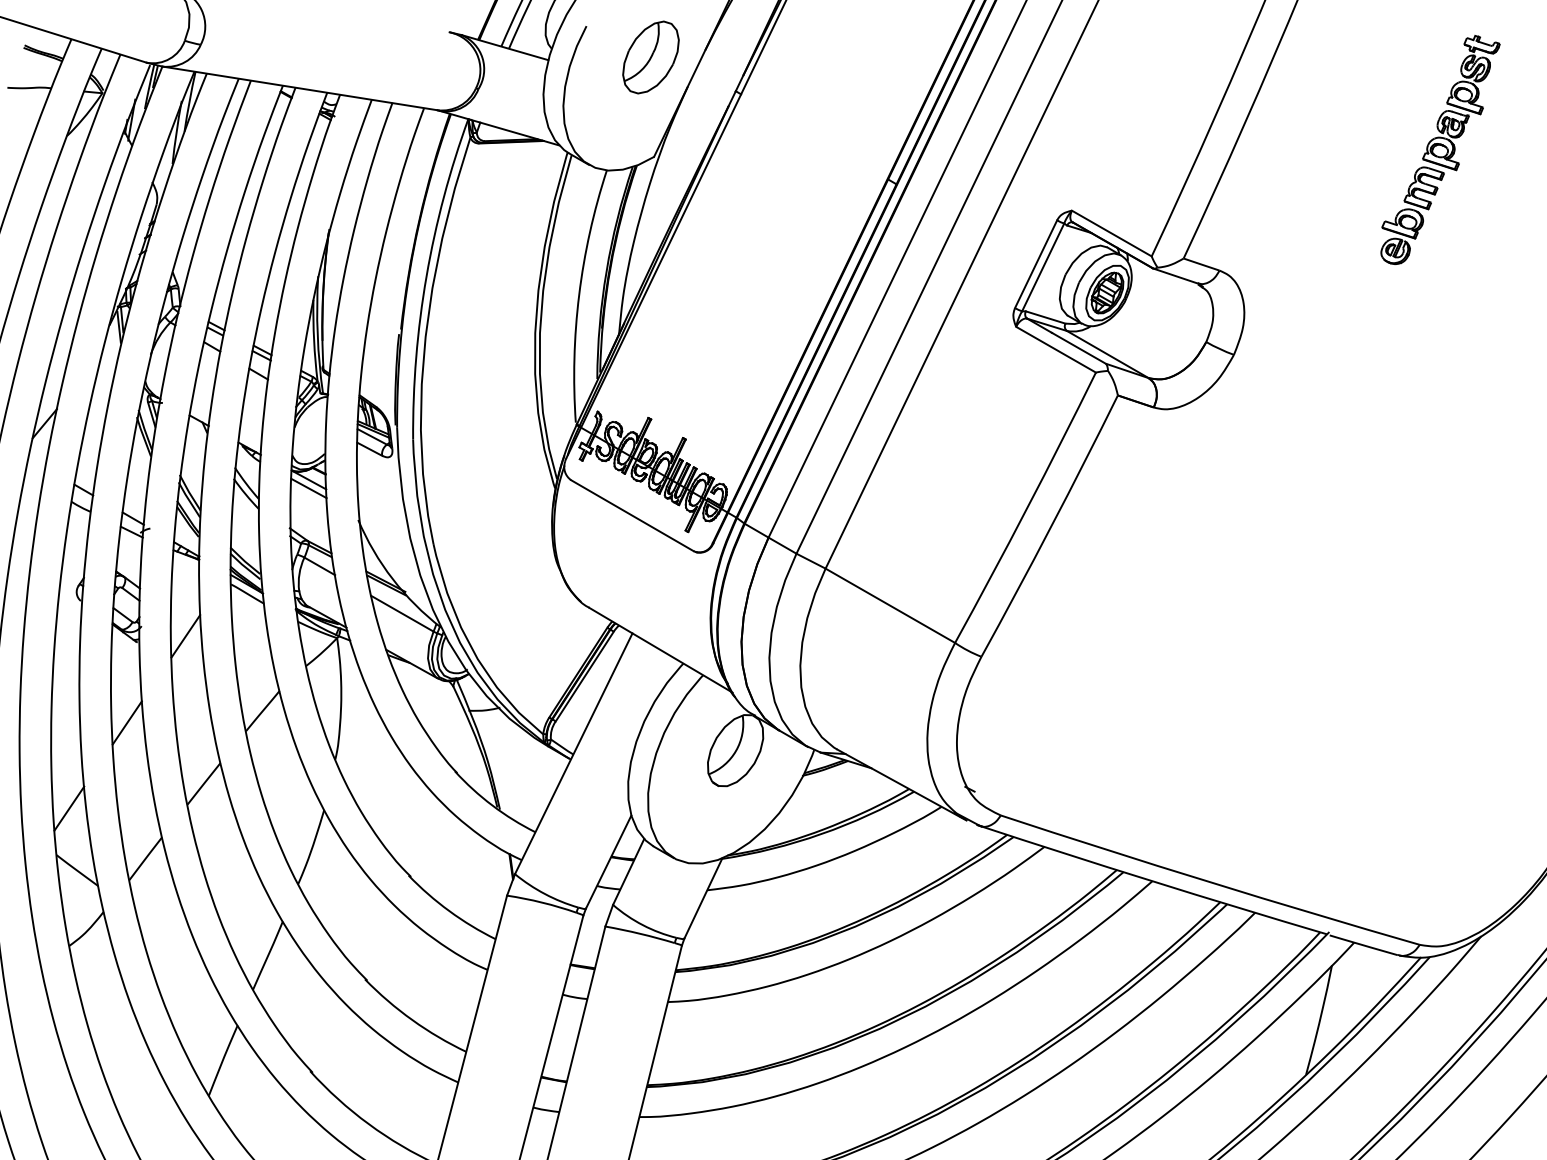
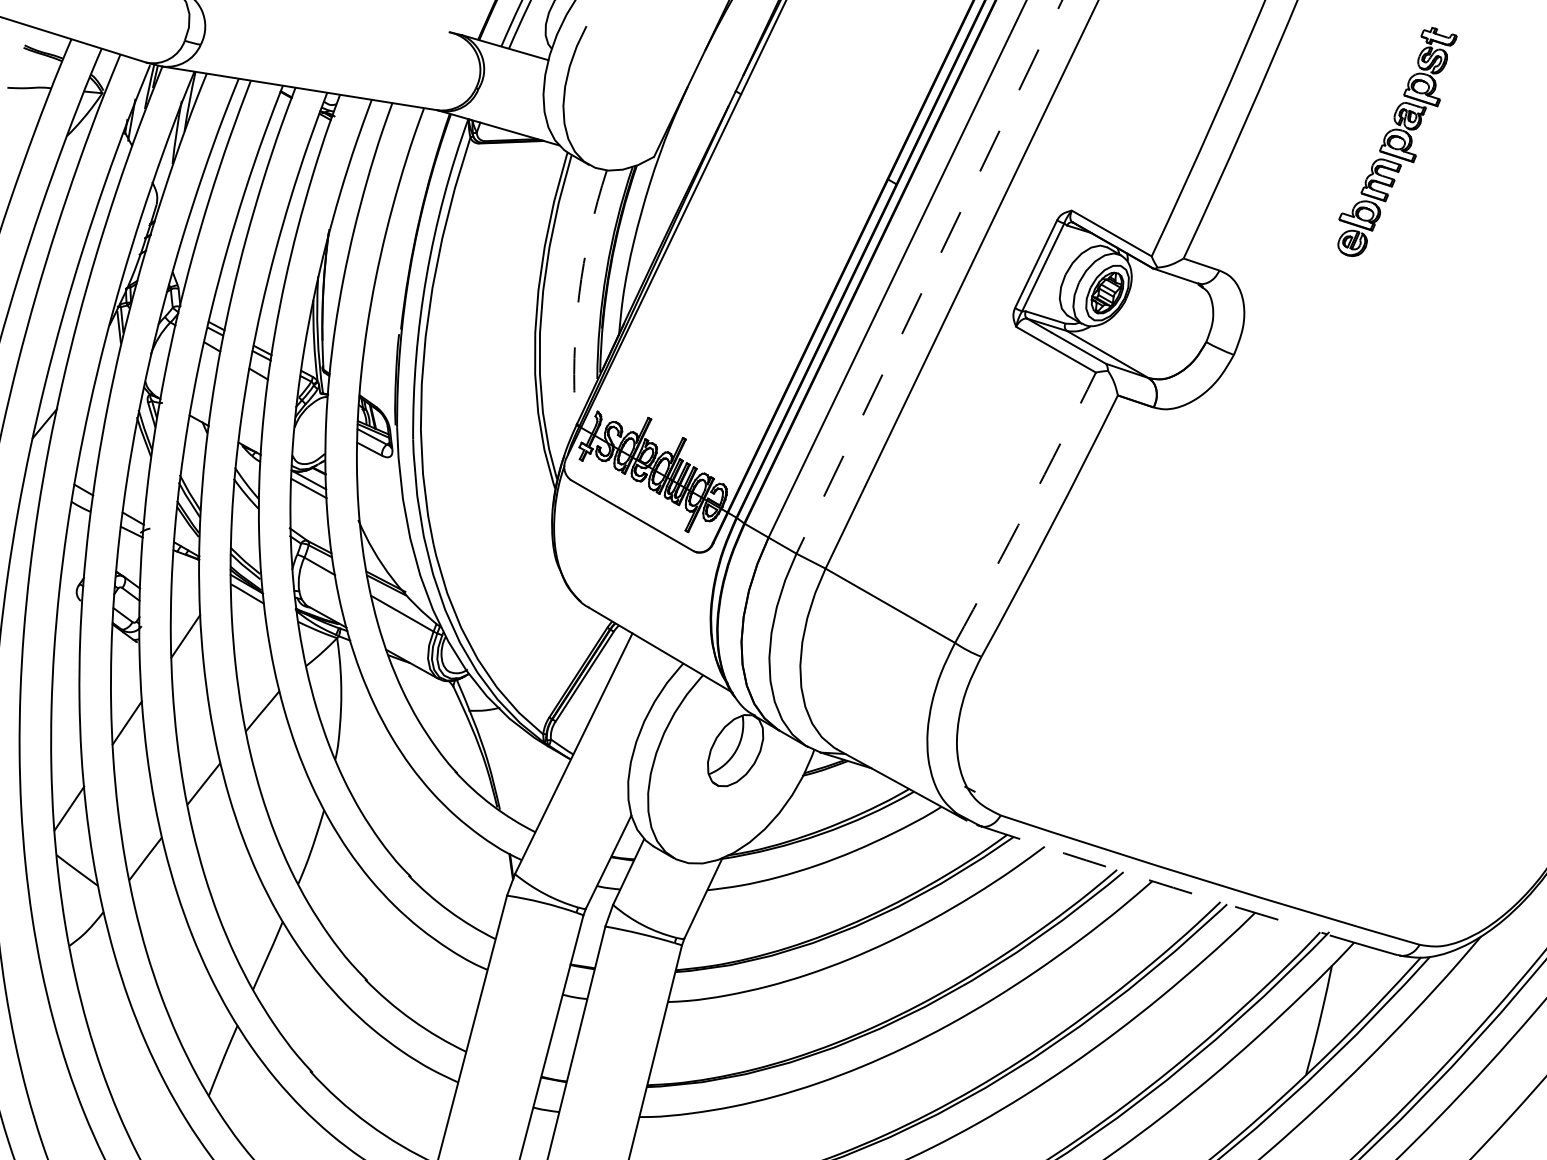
part: present -> none (650, 57)
part position: (1440, 149) -> (1397, 141) (1397, 141)
line: solid -> dashed (929, 277)
arc: solid -> dashed (579, 295)
arc: solid -> dashed (1027, 508)
arc: solid -> dashed (1151, 881)
